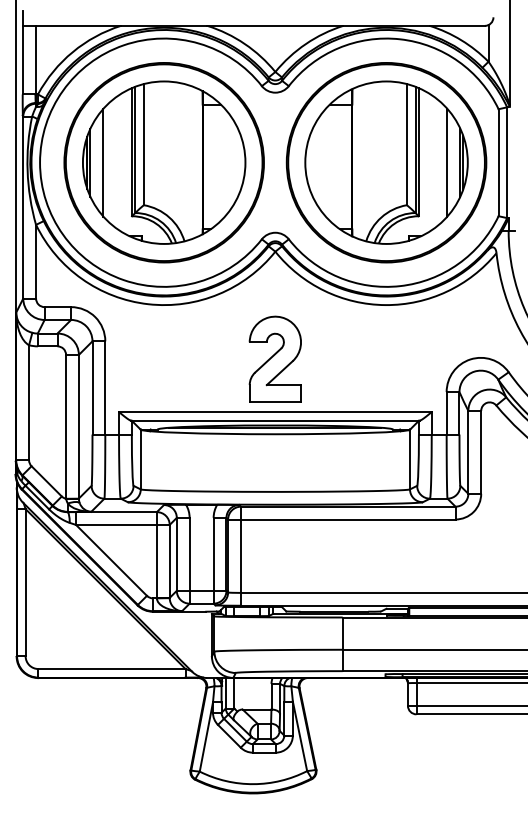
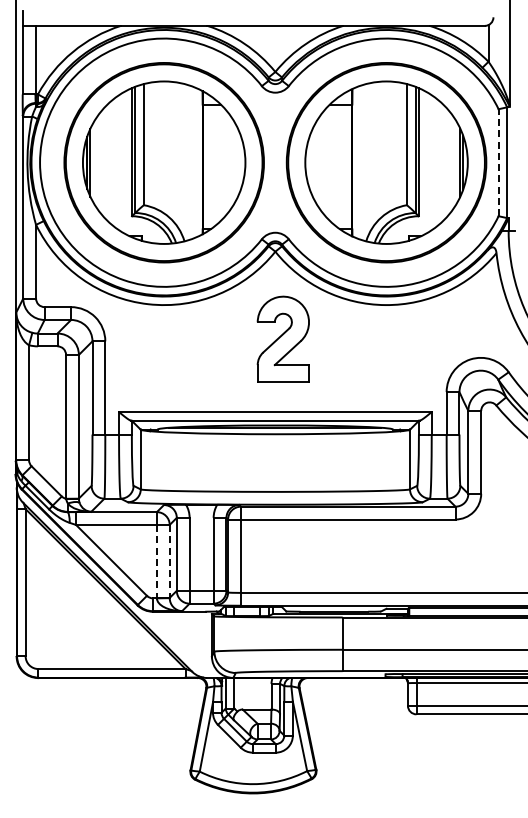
line: present -> none (103, 162)
line: present -> none (447, 162)
line: solid -> dashed (498, 162)
part position: (274, 358) -> (282, 338) (282, 338)
line: solid -> dashed (156, 561)
line: solid -> dashed (169, 561)
